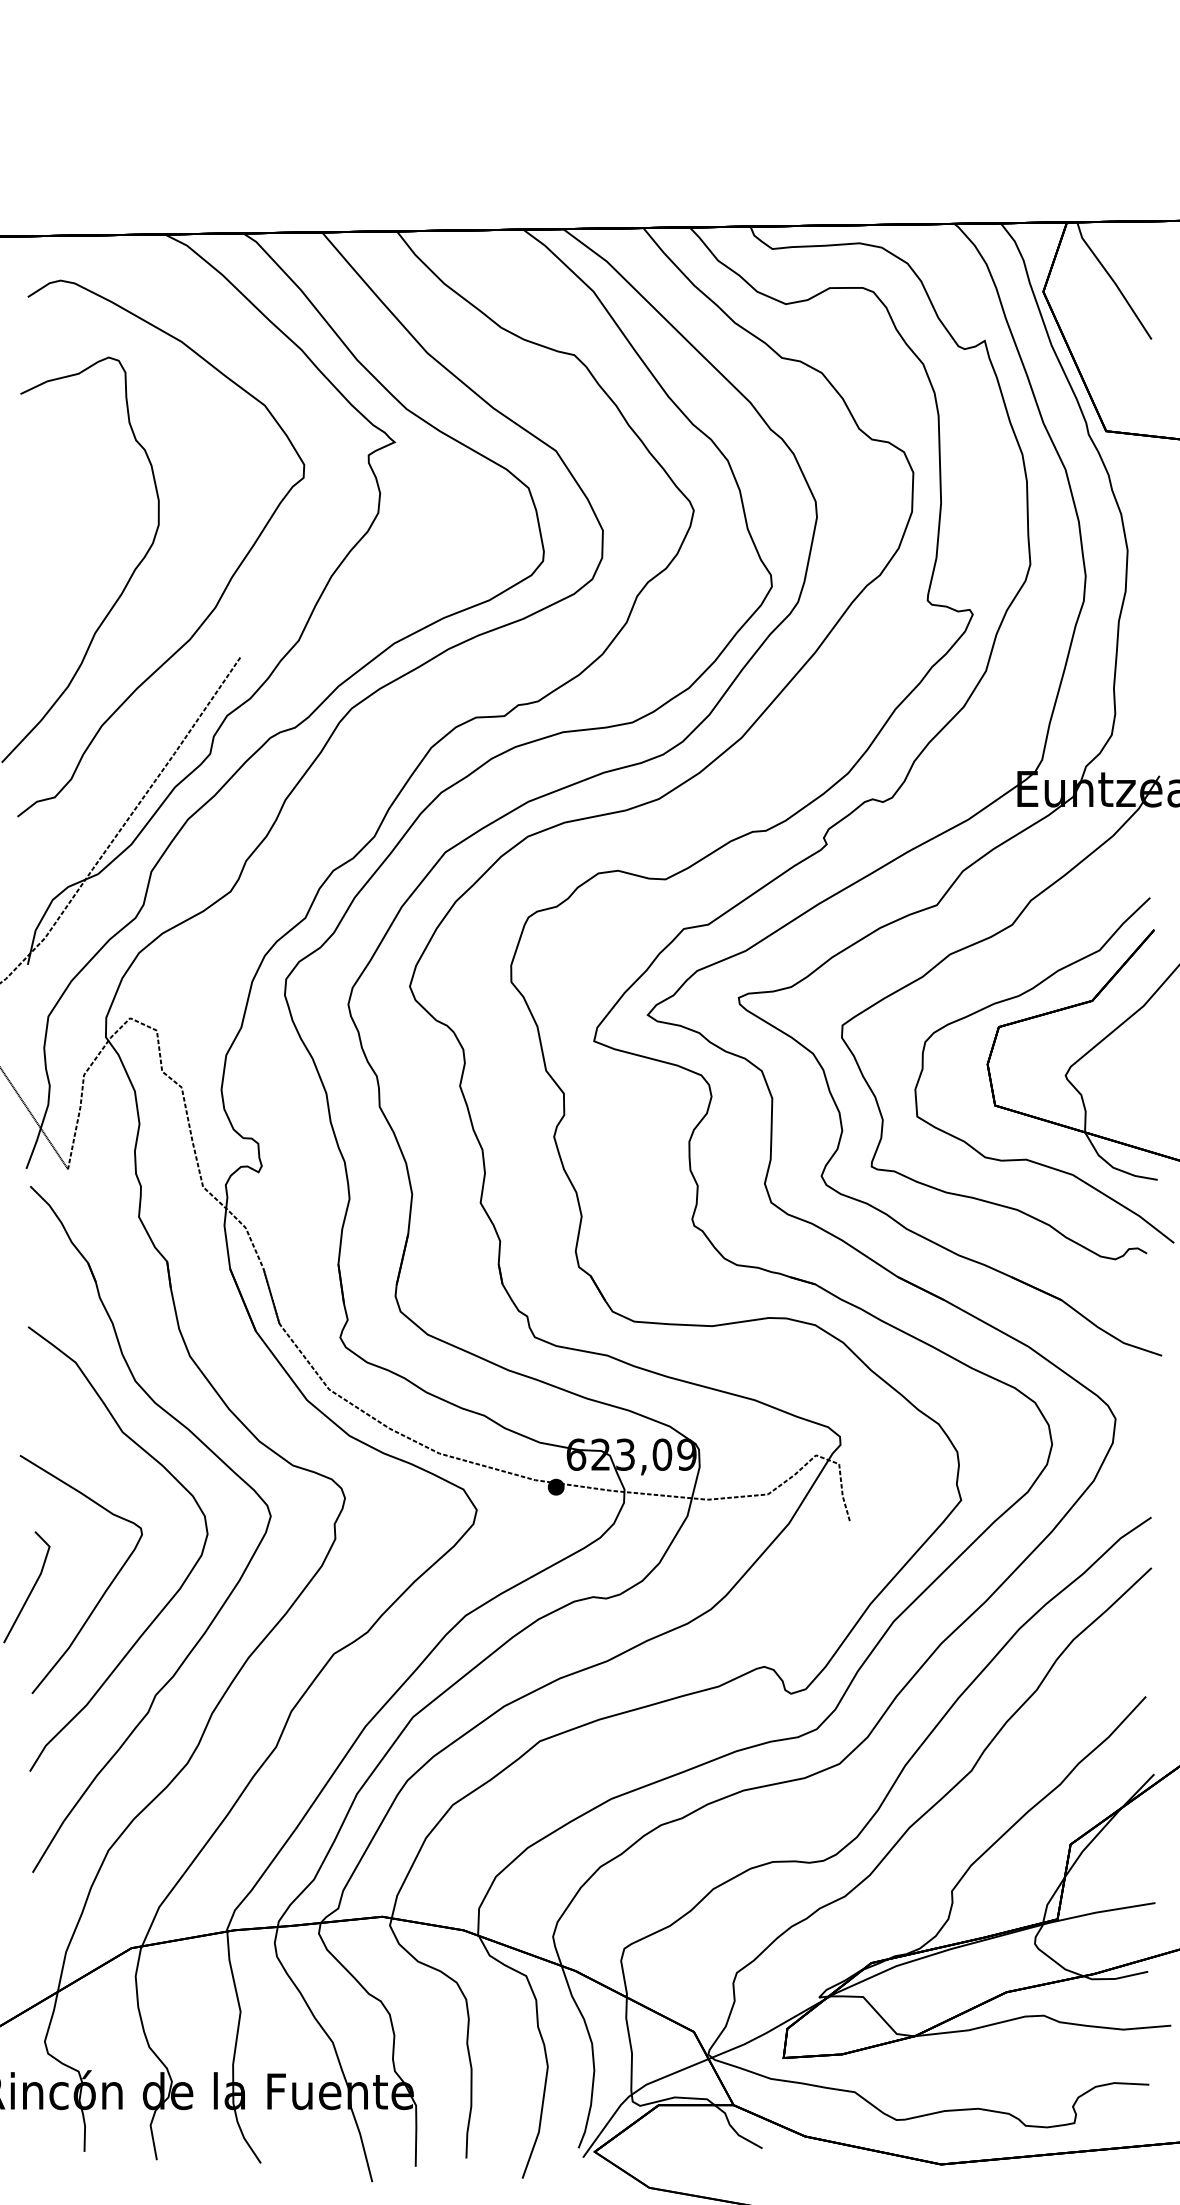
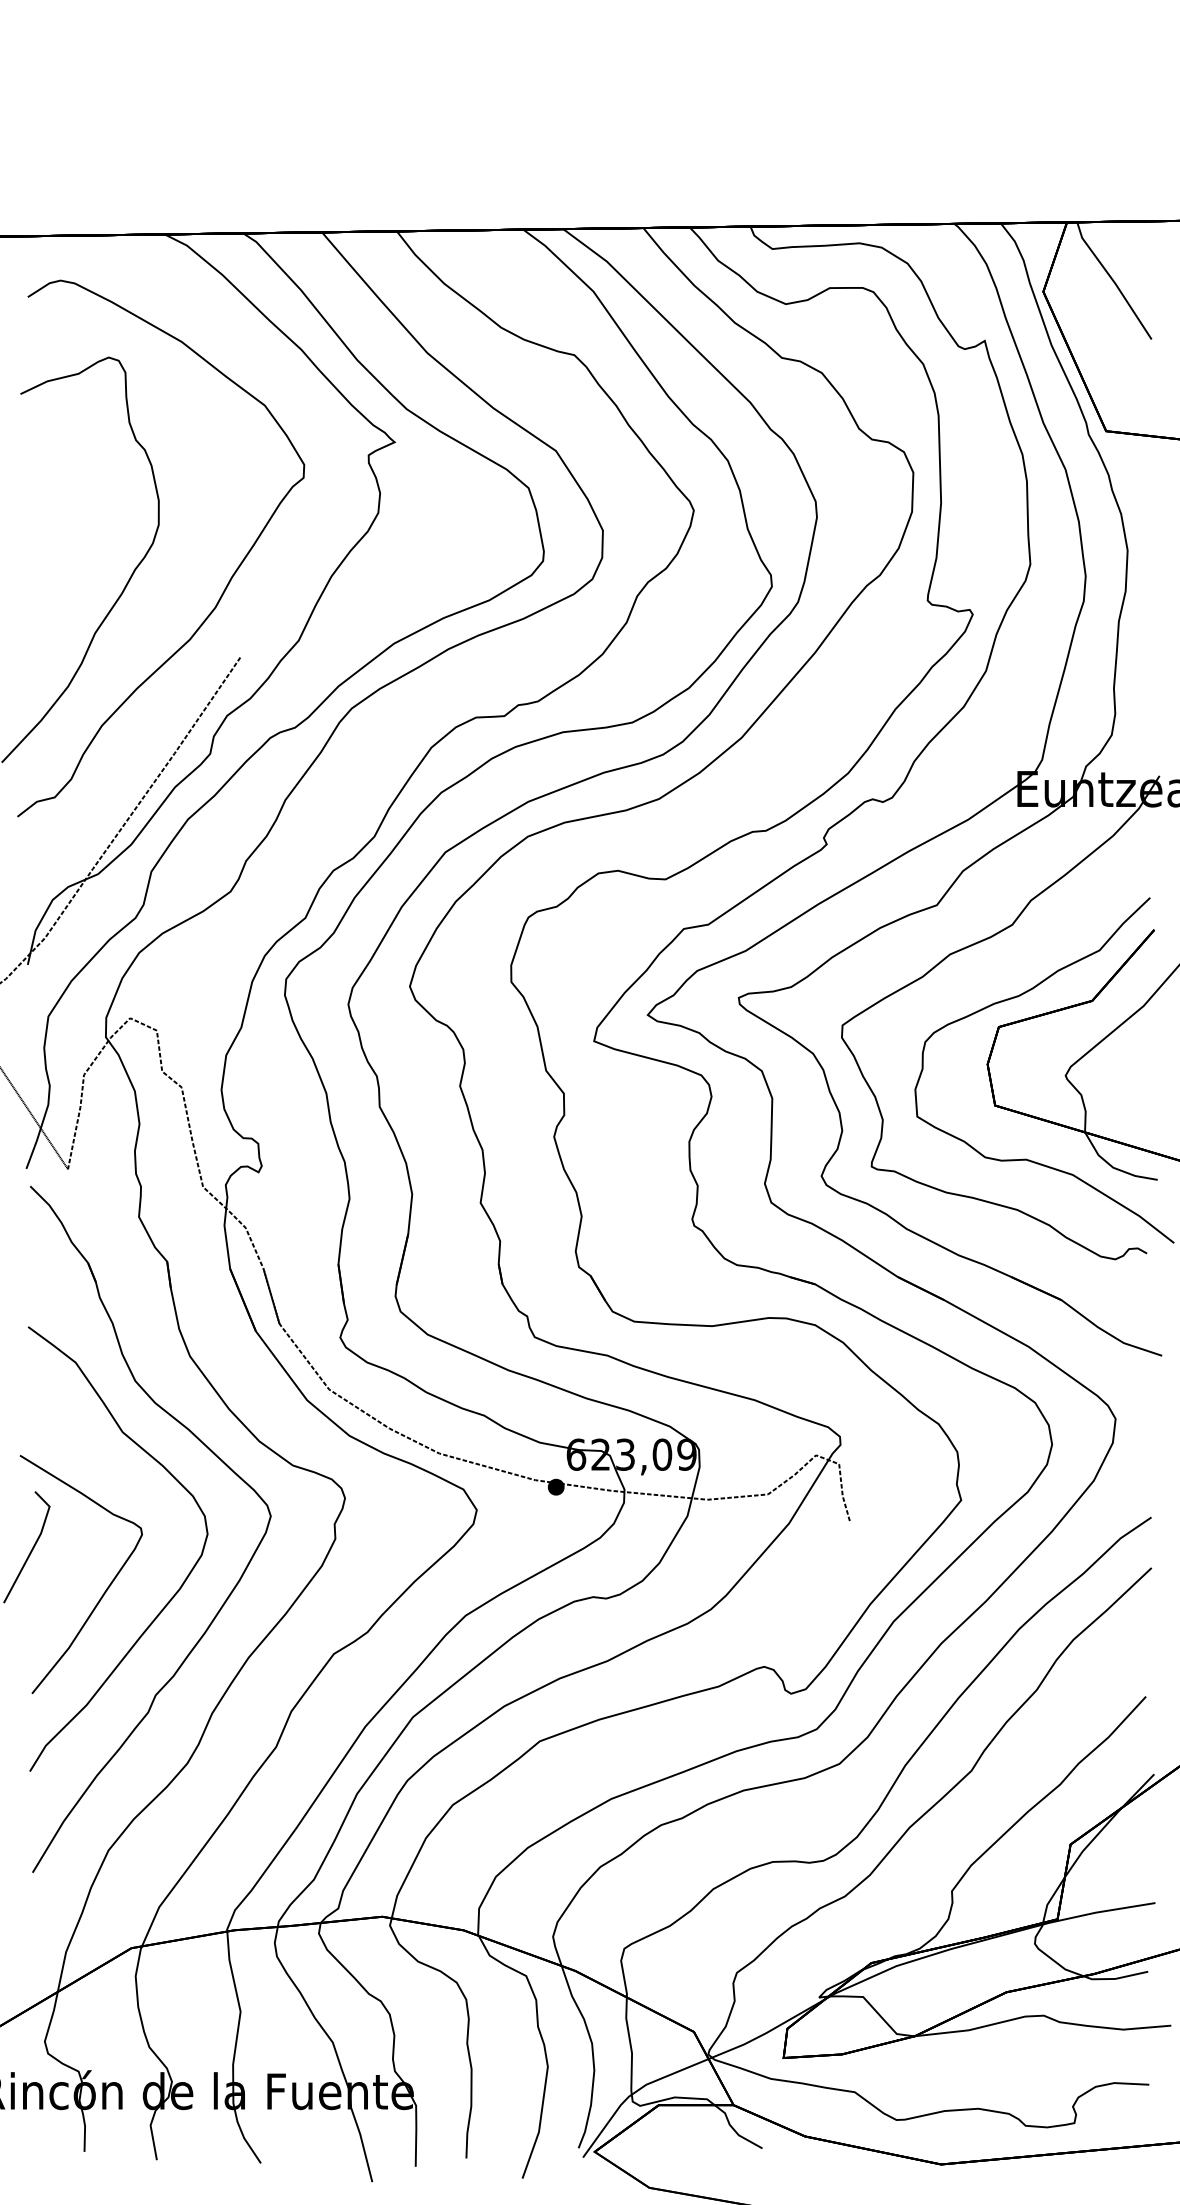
part position: (26, 1587) -> (26, 1547) (26, 1547)
